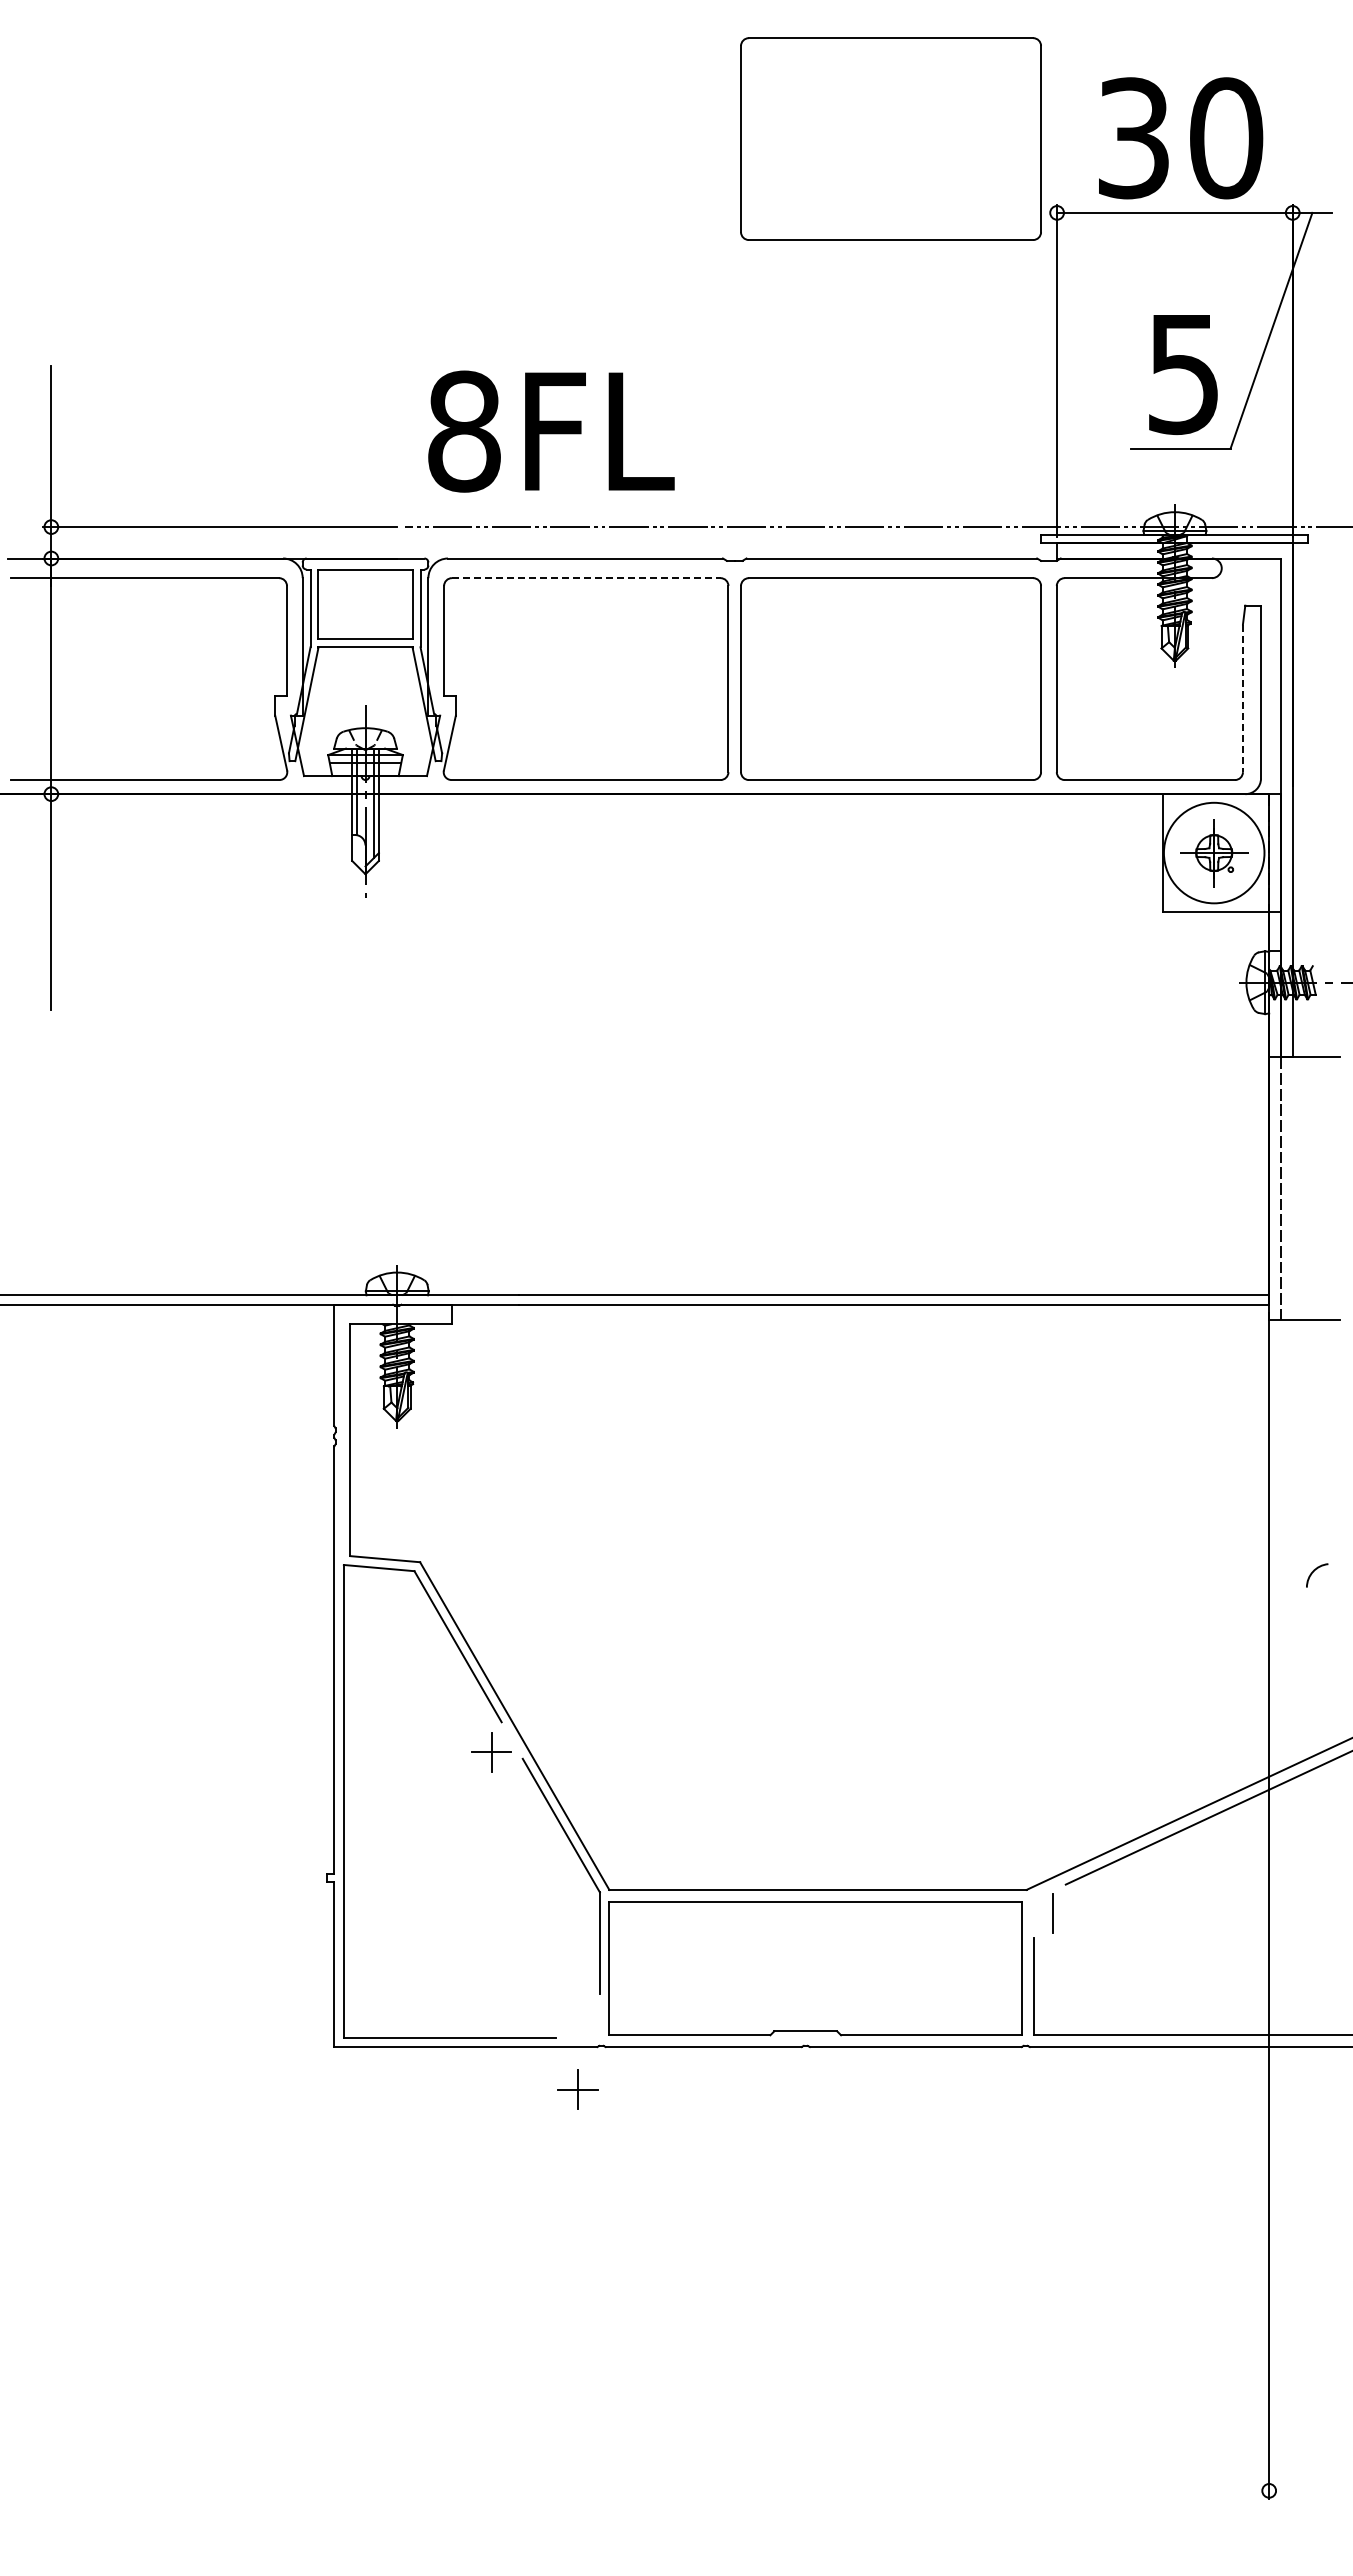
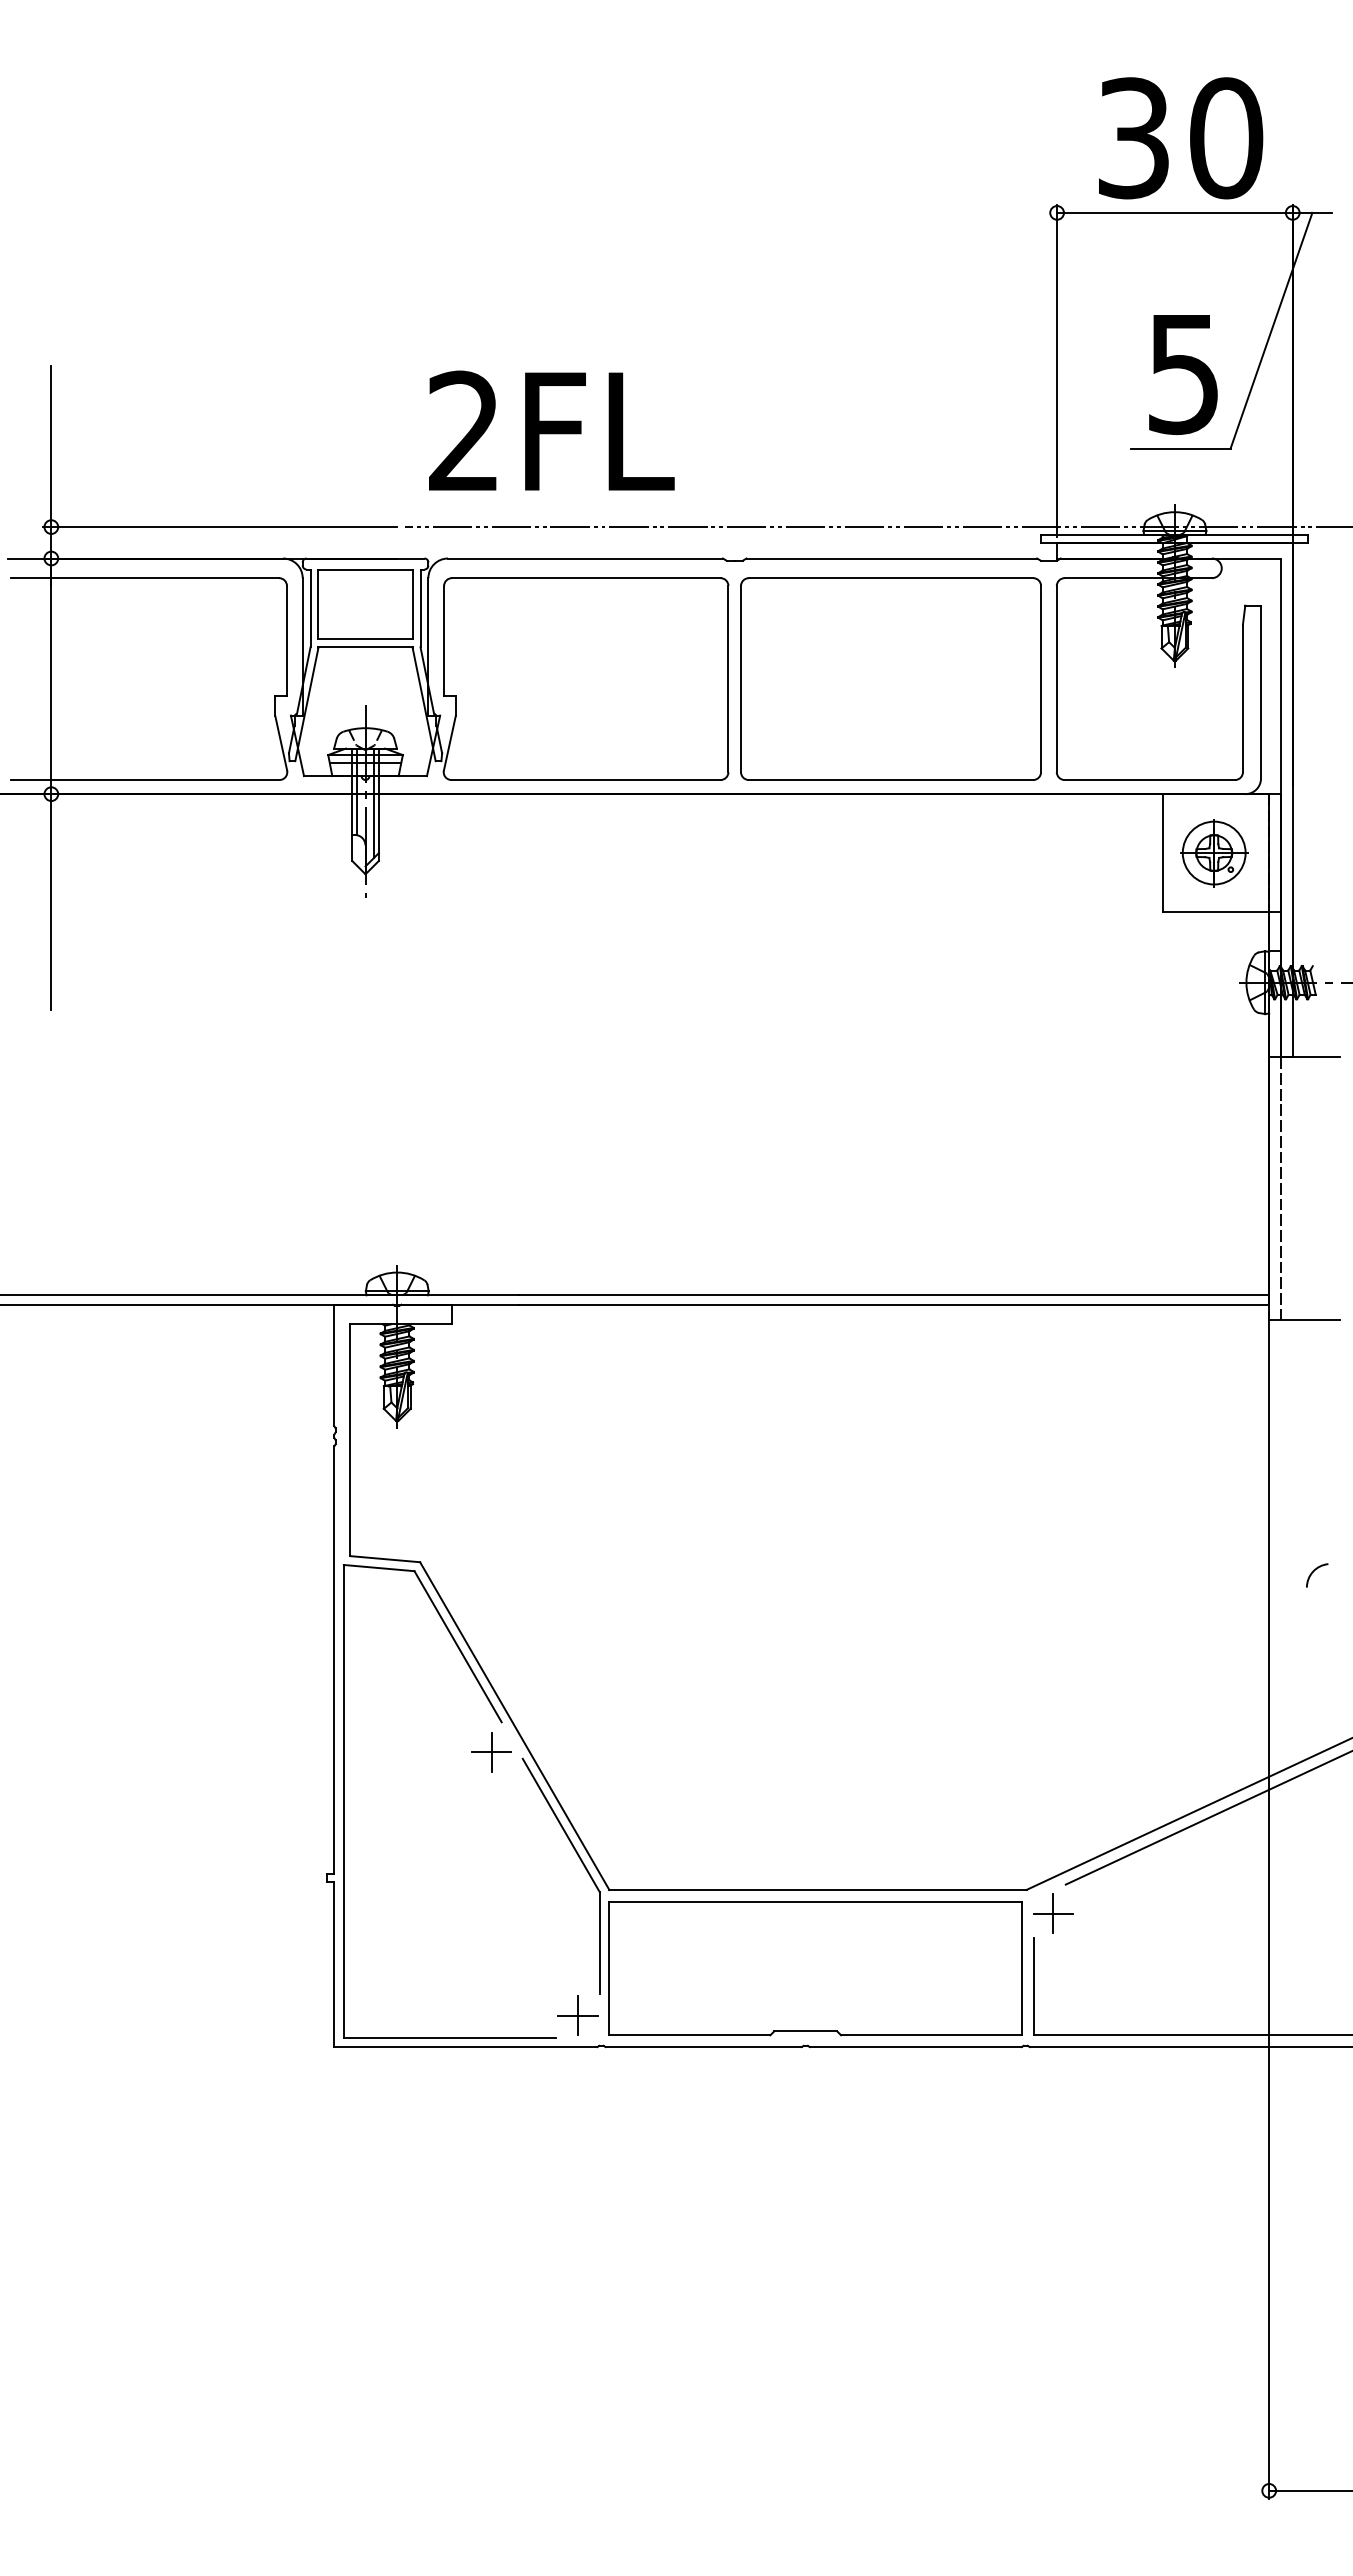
part: present -> none (890, 138)
text: 8FL -> 2FL (464, 431)
line: dashed -> solid (586, 578)
line: dashed -> solid (1242, 698)
circle diameter: 101 px -> 63 px (1213, 852)
line: none -> present (1052, 1913)
part position: (577, 2089) -> (577, 2015) (577, 2015)
line: none -> present (1309, 2490)
